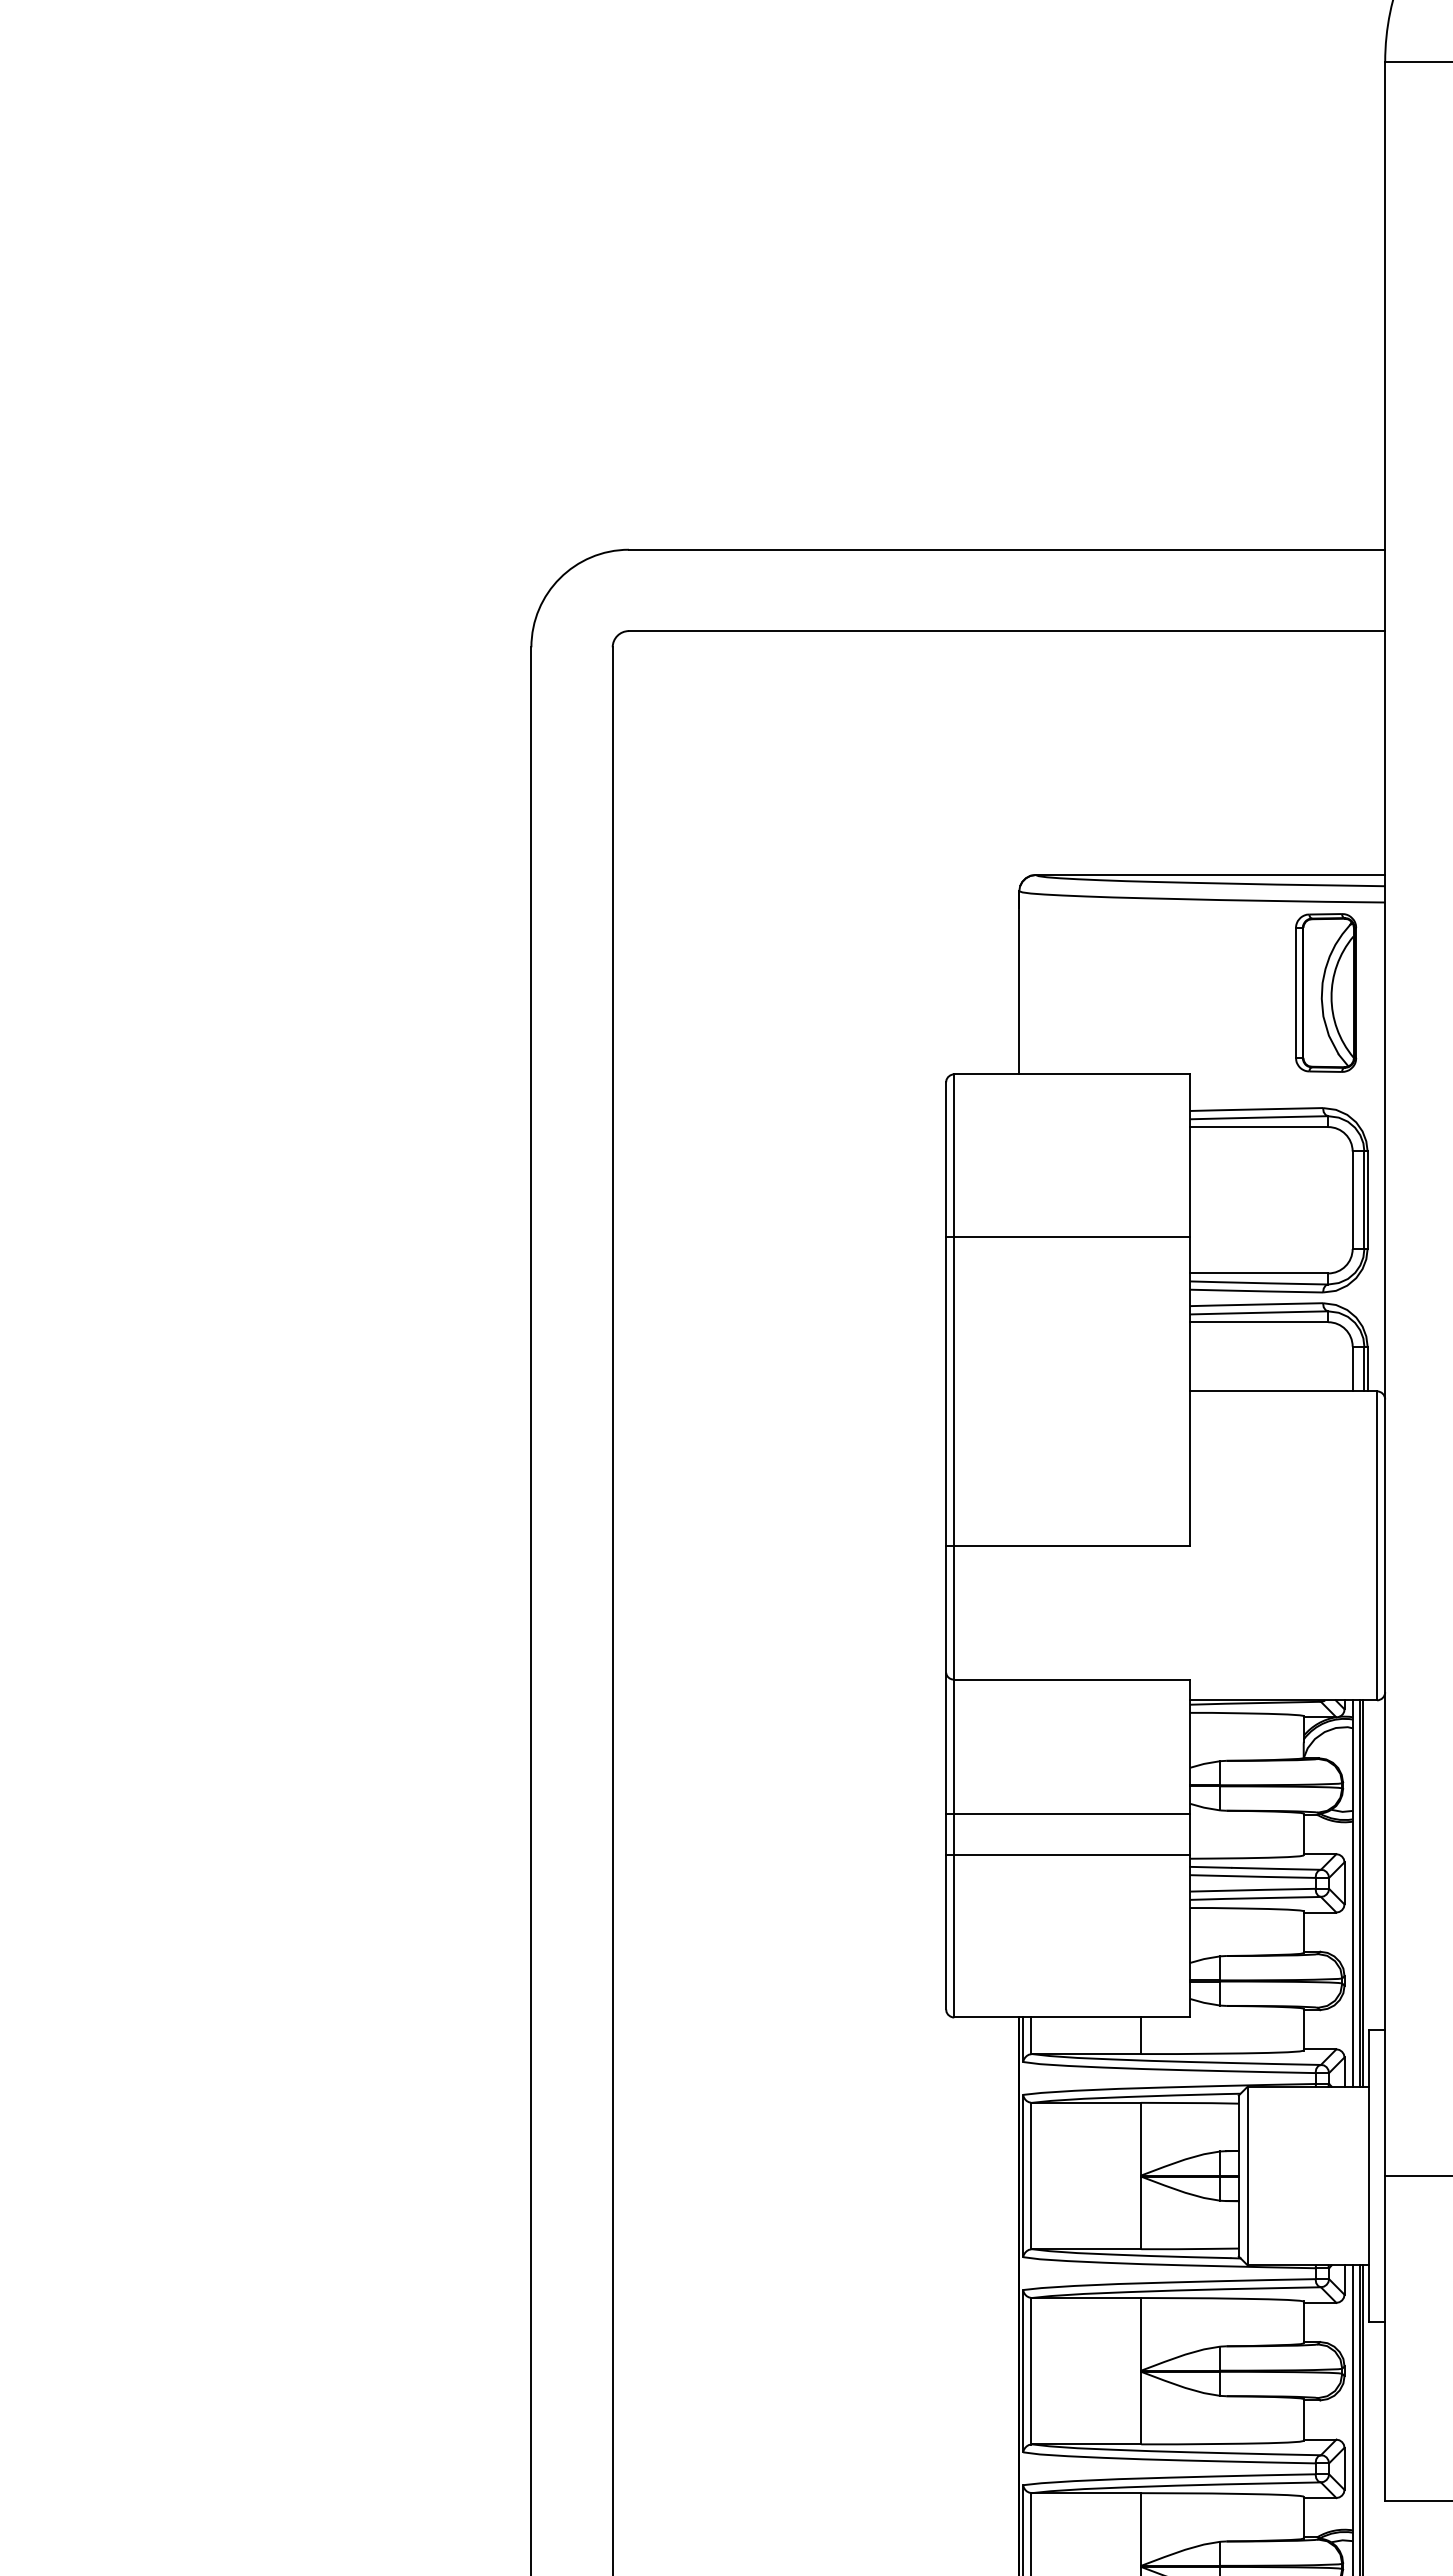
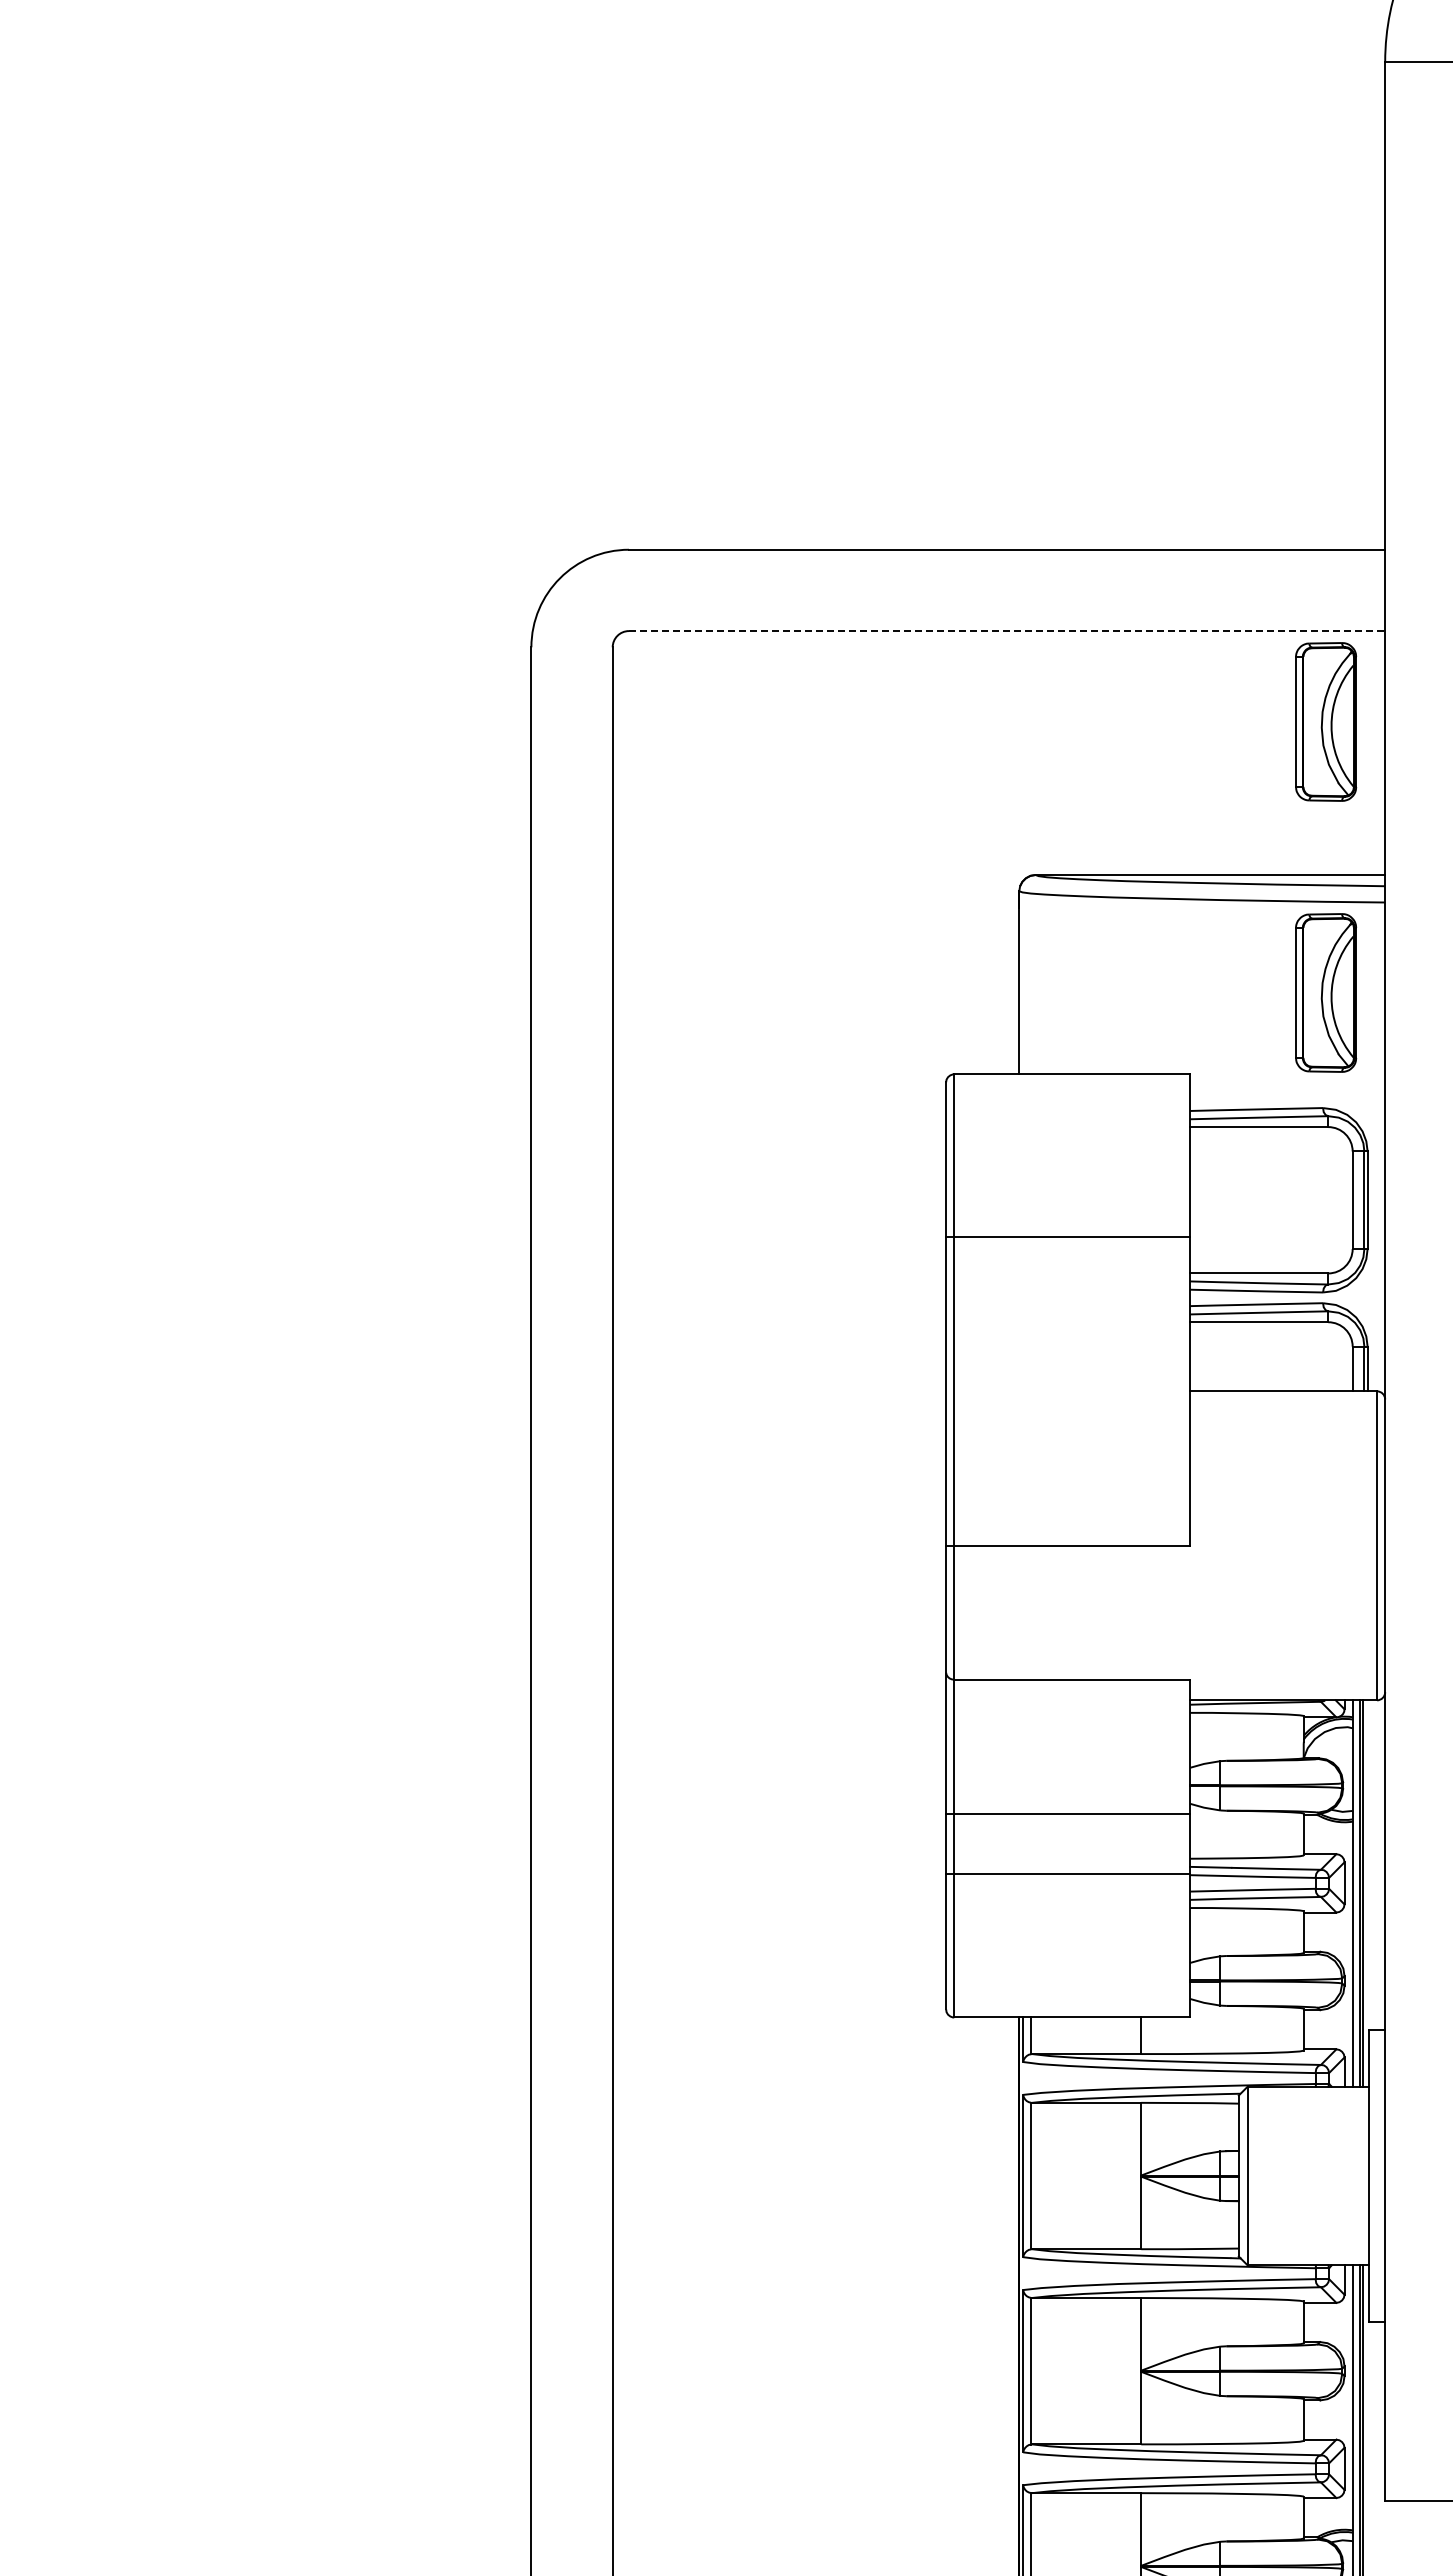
line: solid -> dashed (1007, 631)
part: none -> present (1326, 721)
line position: (1068, 1854) -> (1068, 1873) (1068, 1873)
line: present -> none (1417, 2176)
